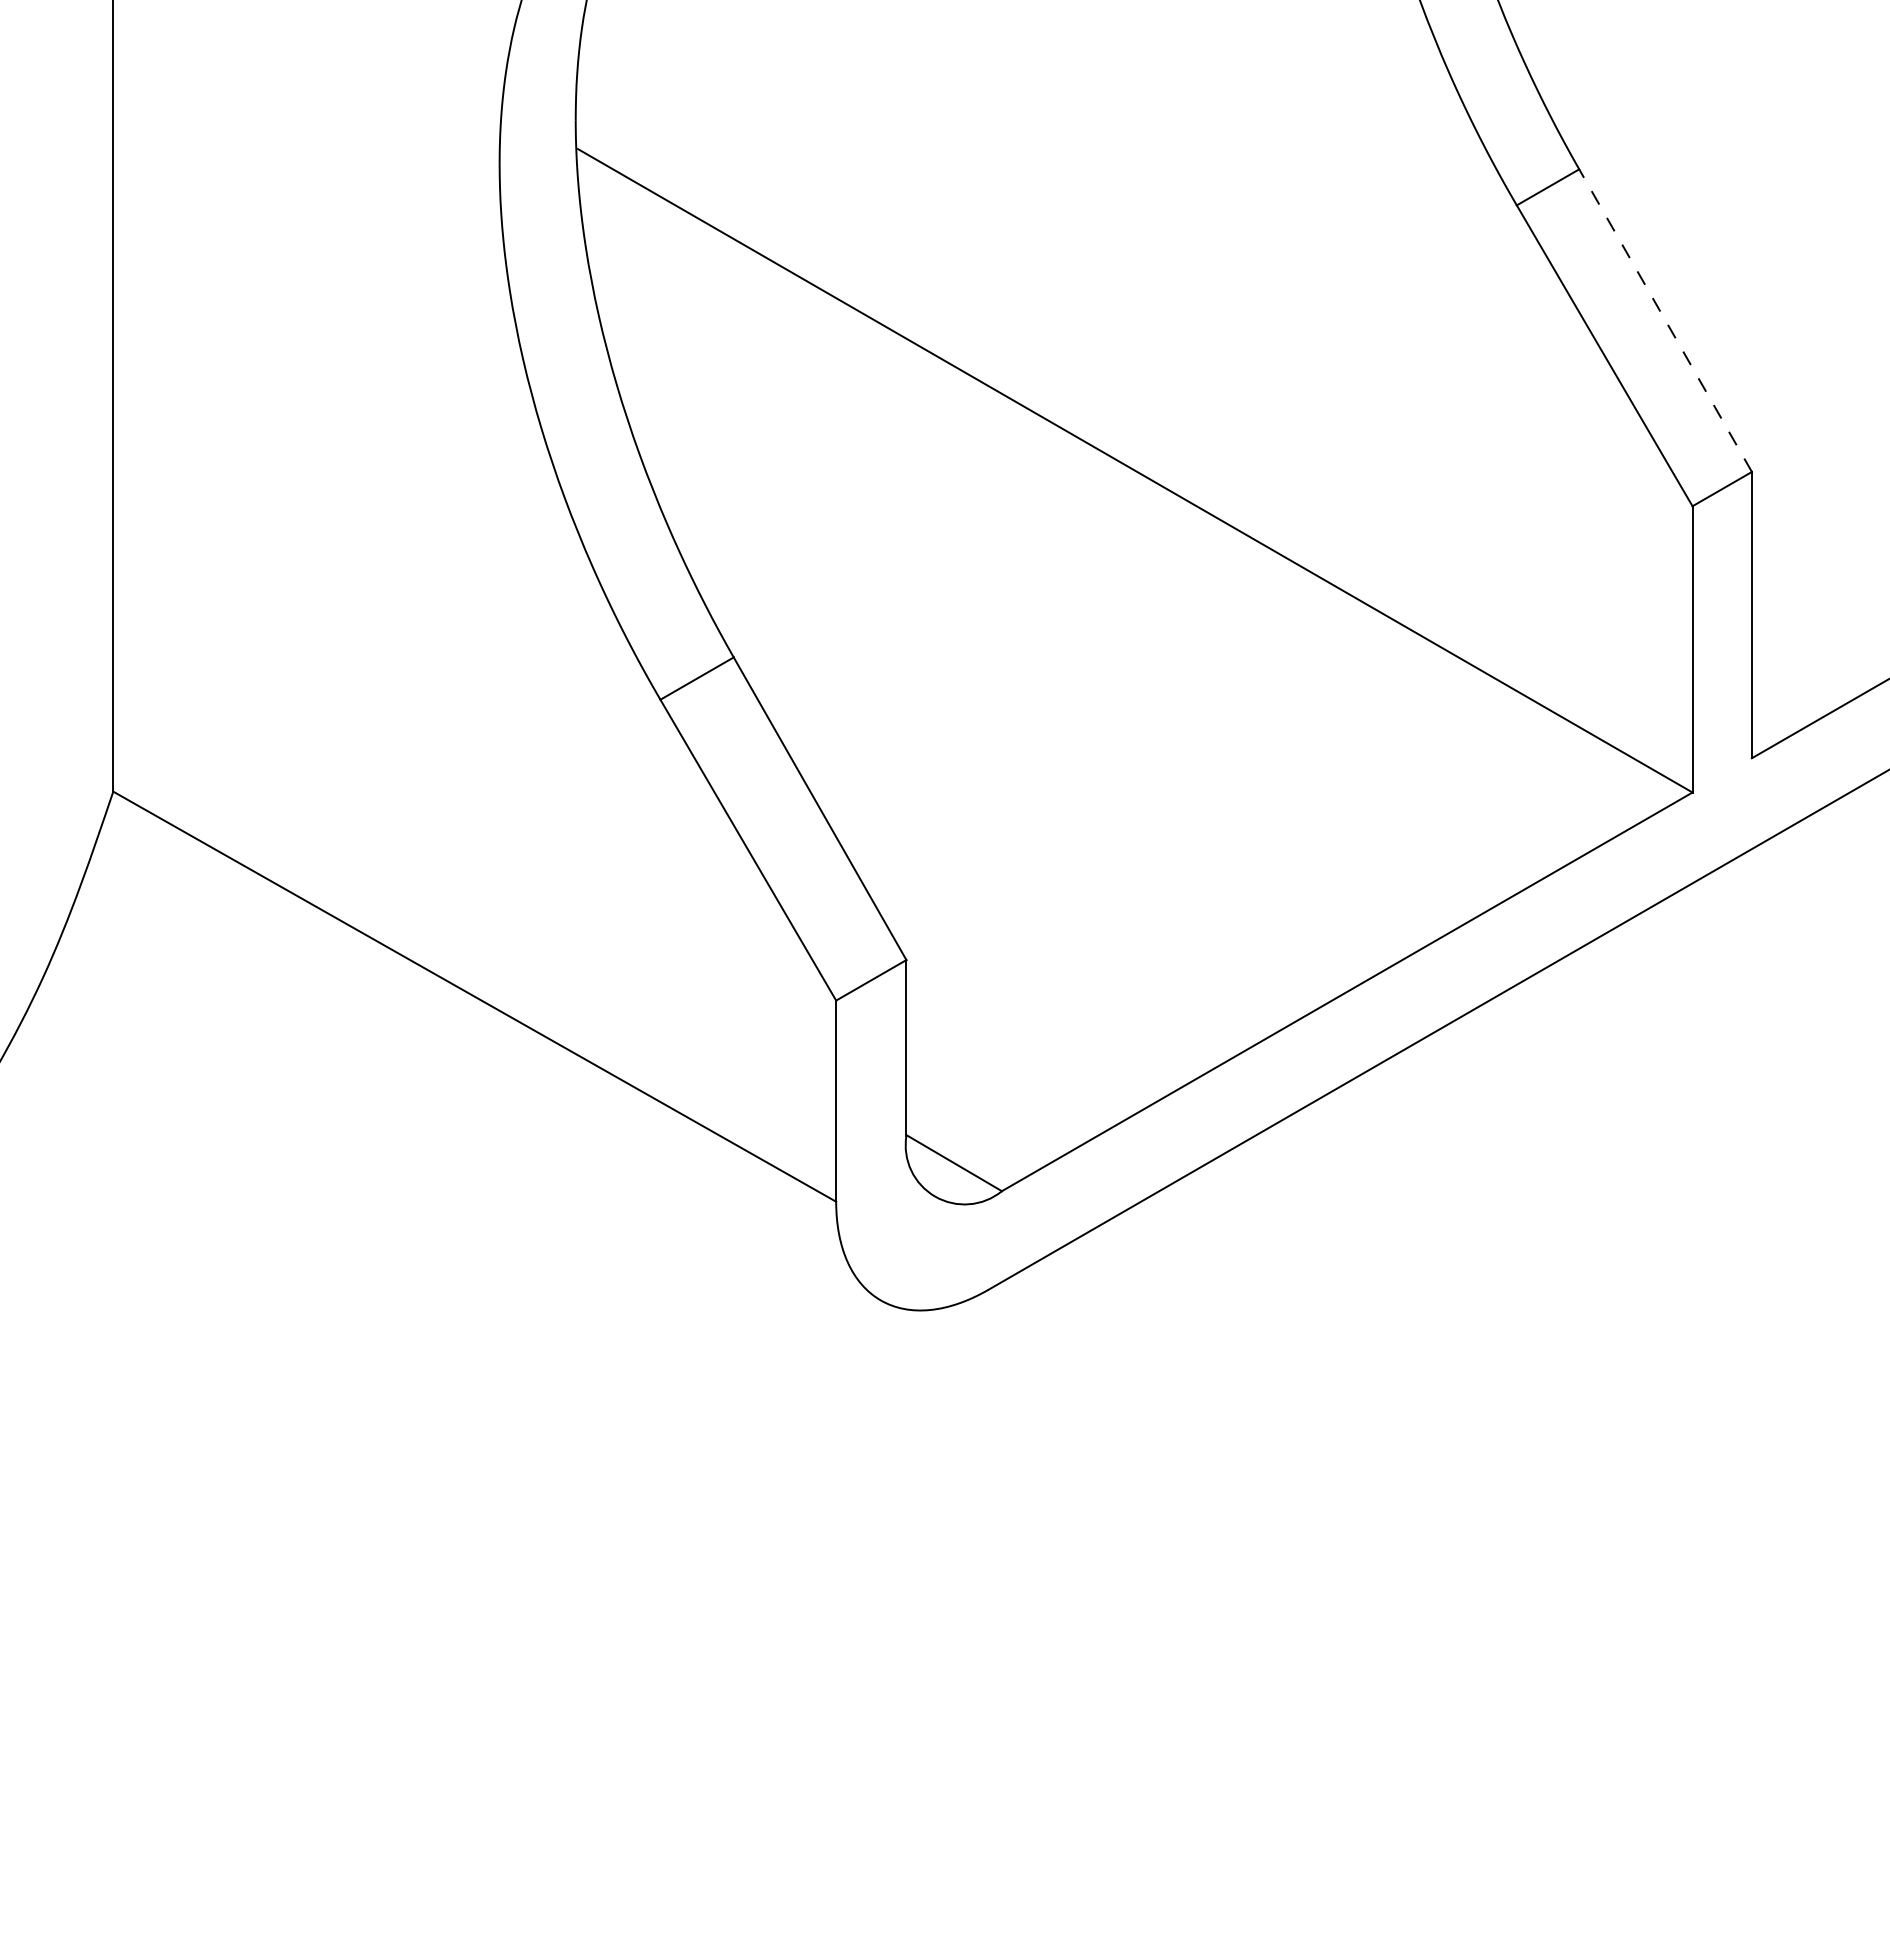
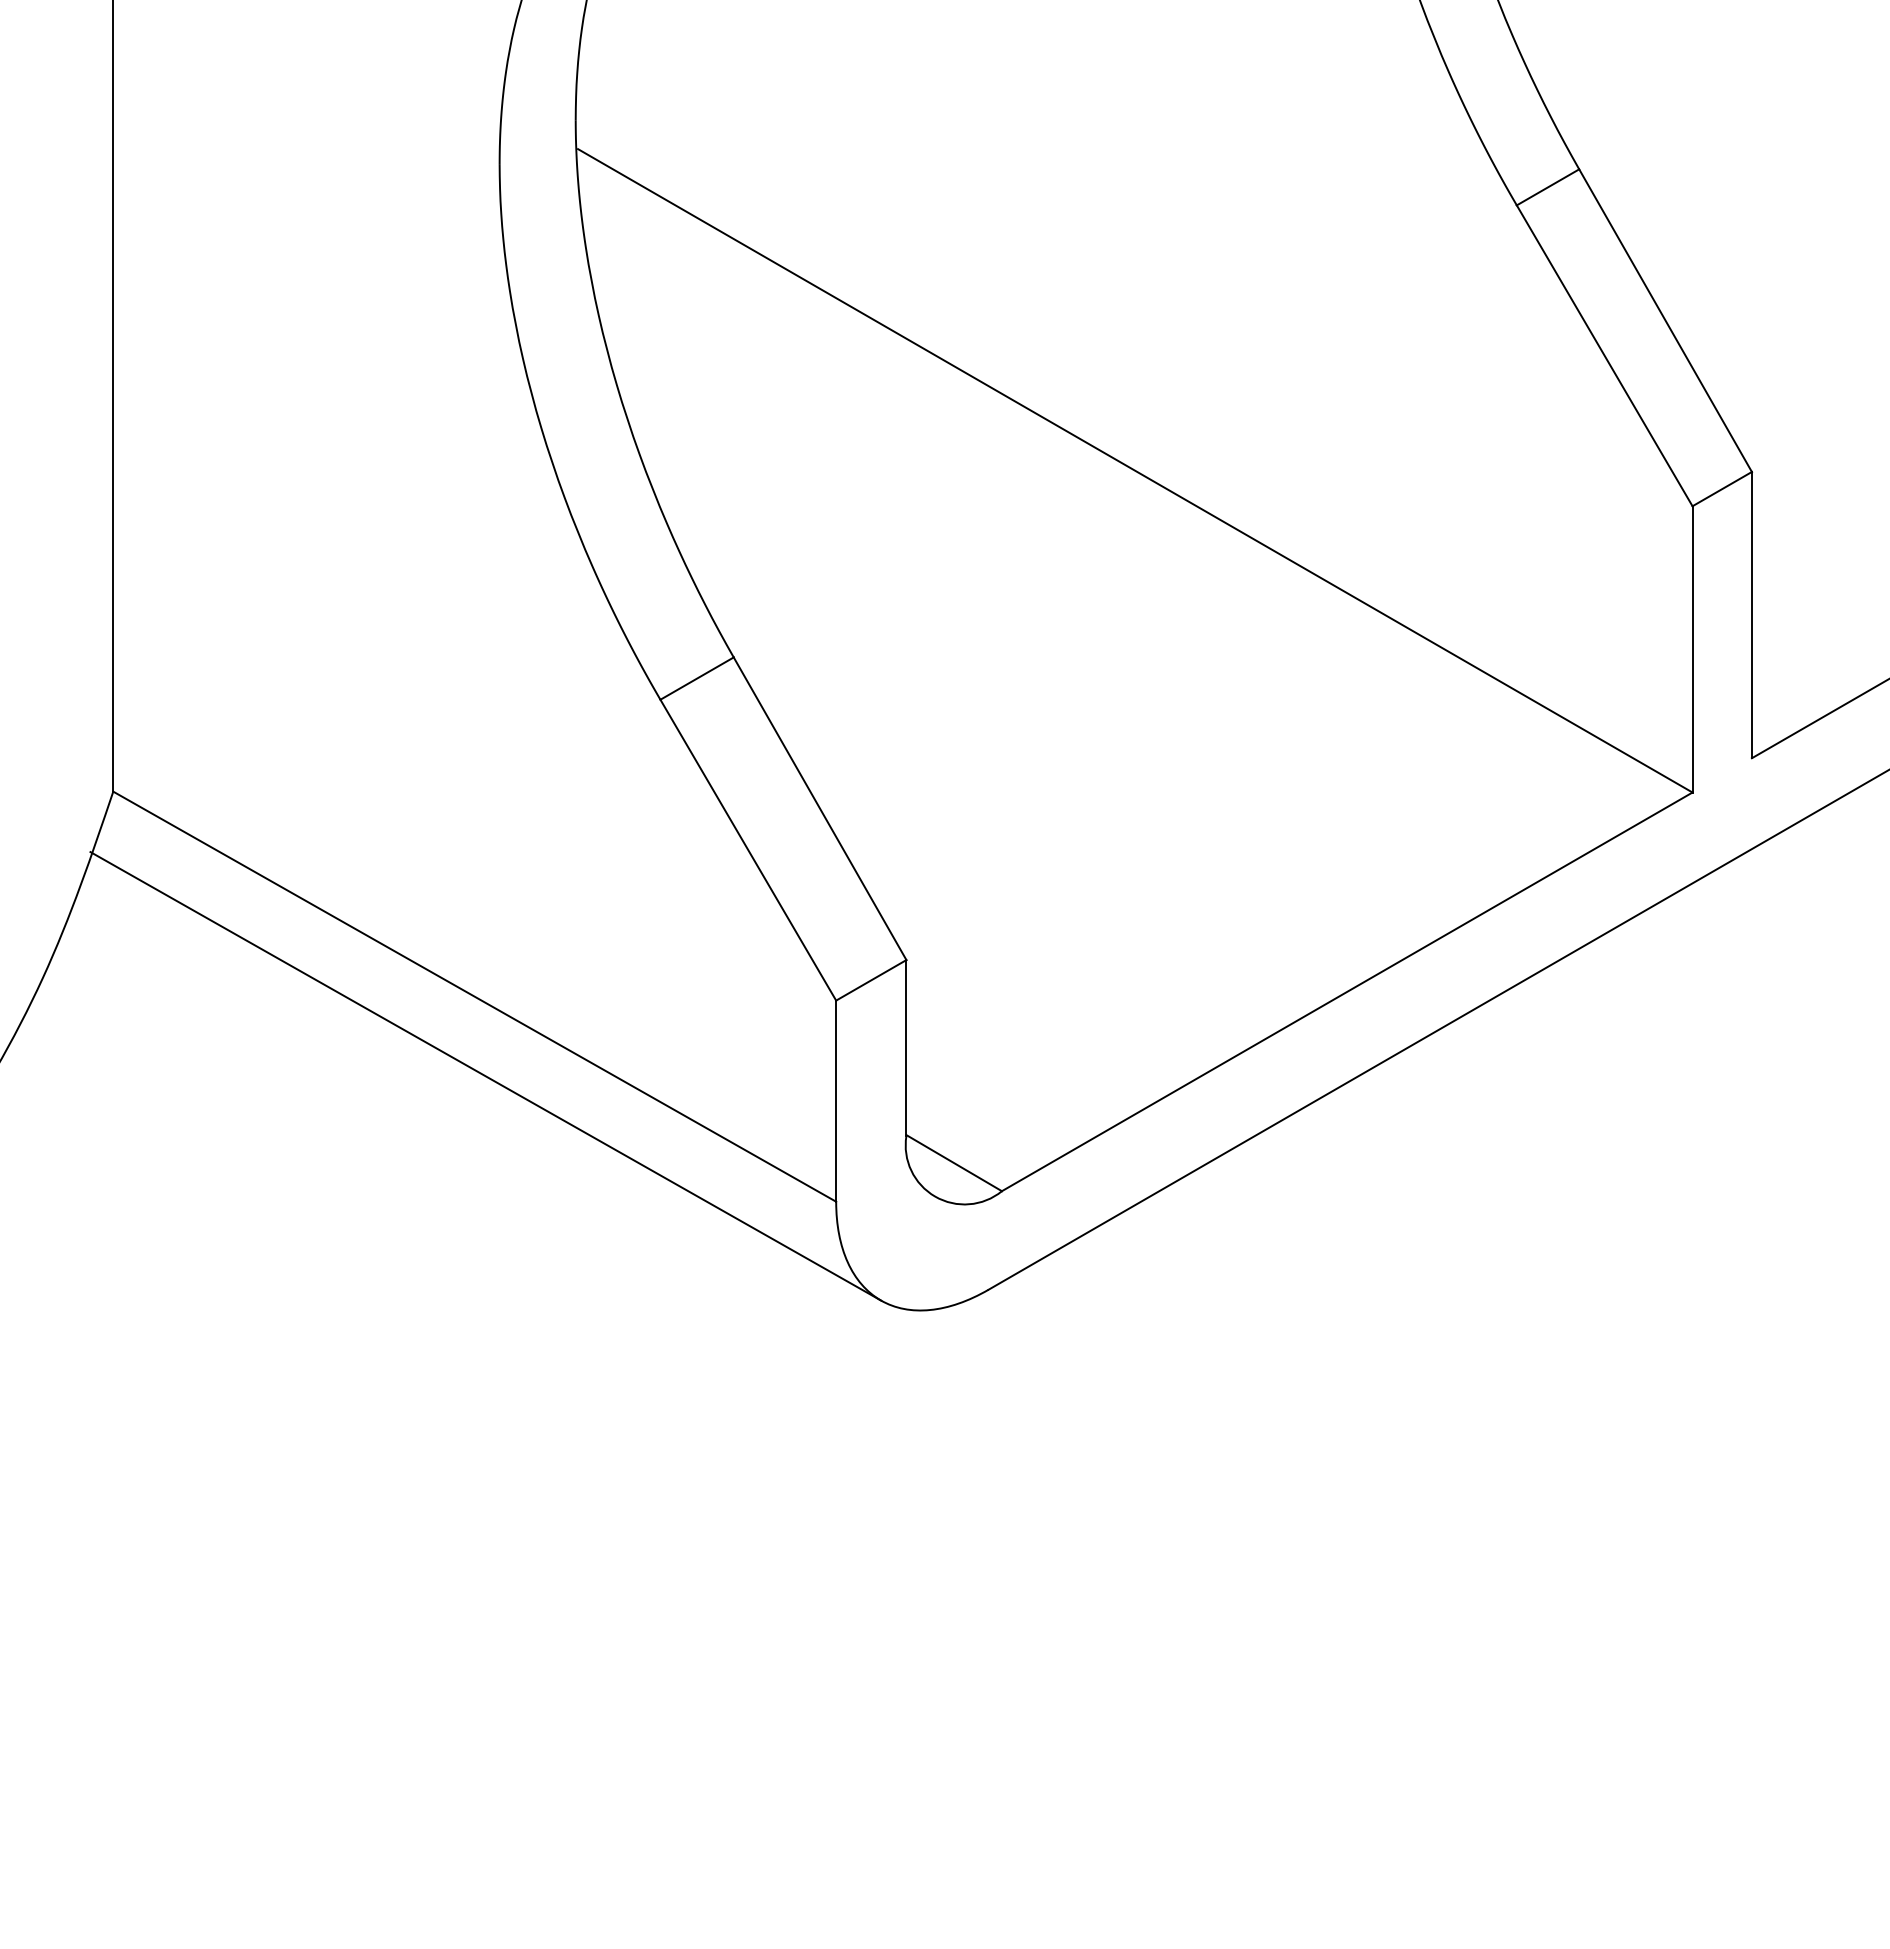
line: dashed -> solid (1665, 320)
line: none -> present (485, 1076)
